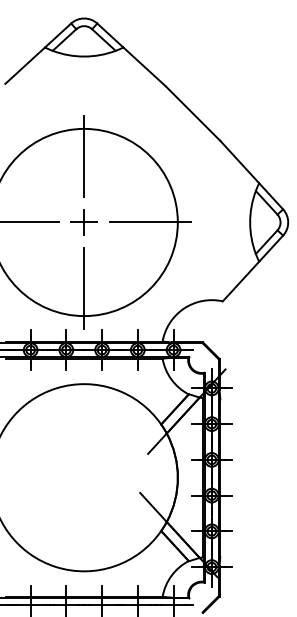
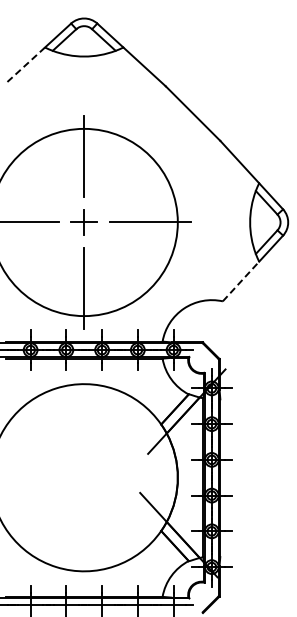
line: solid -> dashed (25, 65)
line: solid -> dashed (241, 281)
